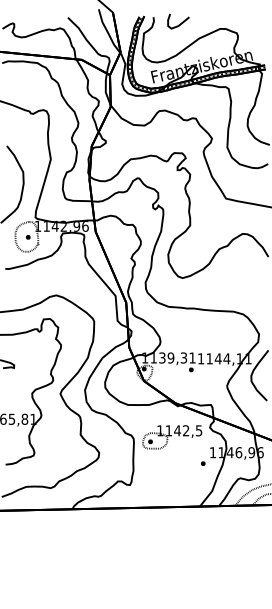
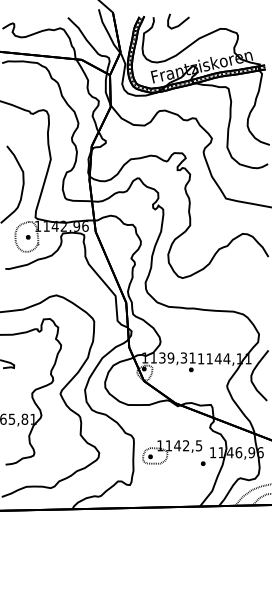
part position: (172, 437) -> (172, 452) (172, 452)
